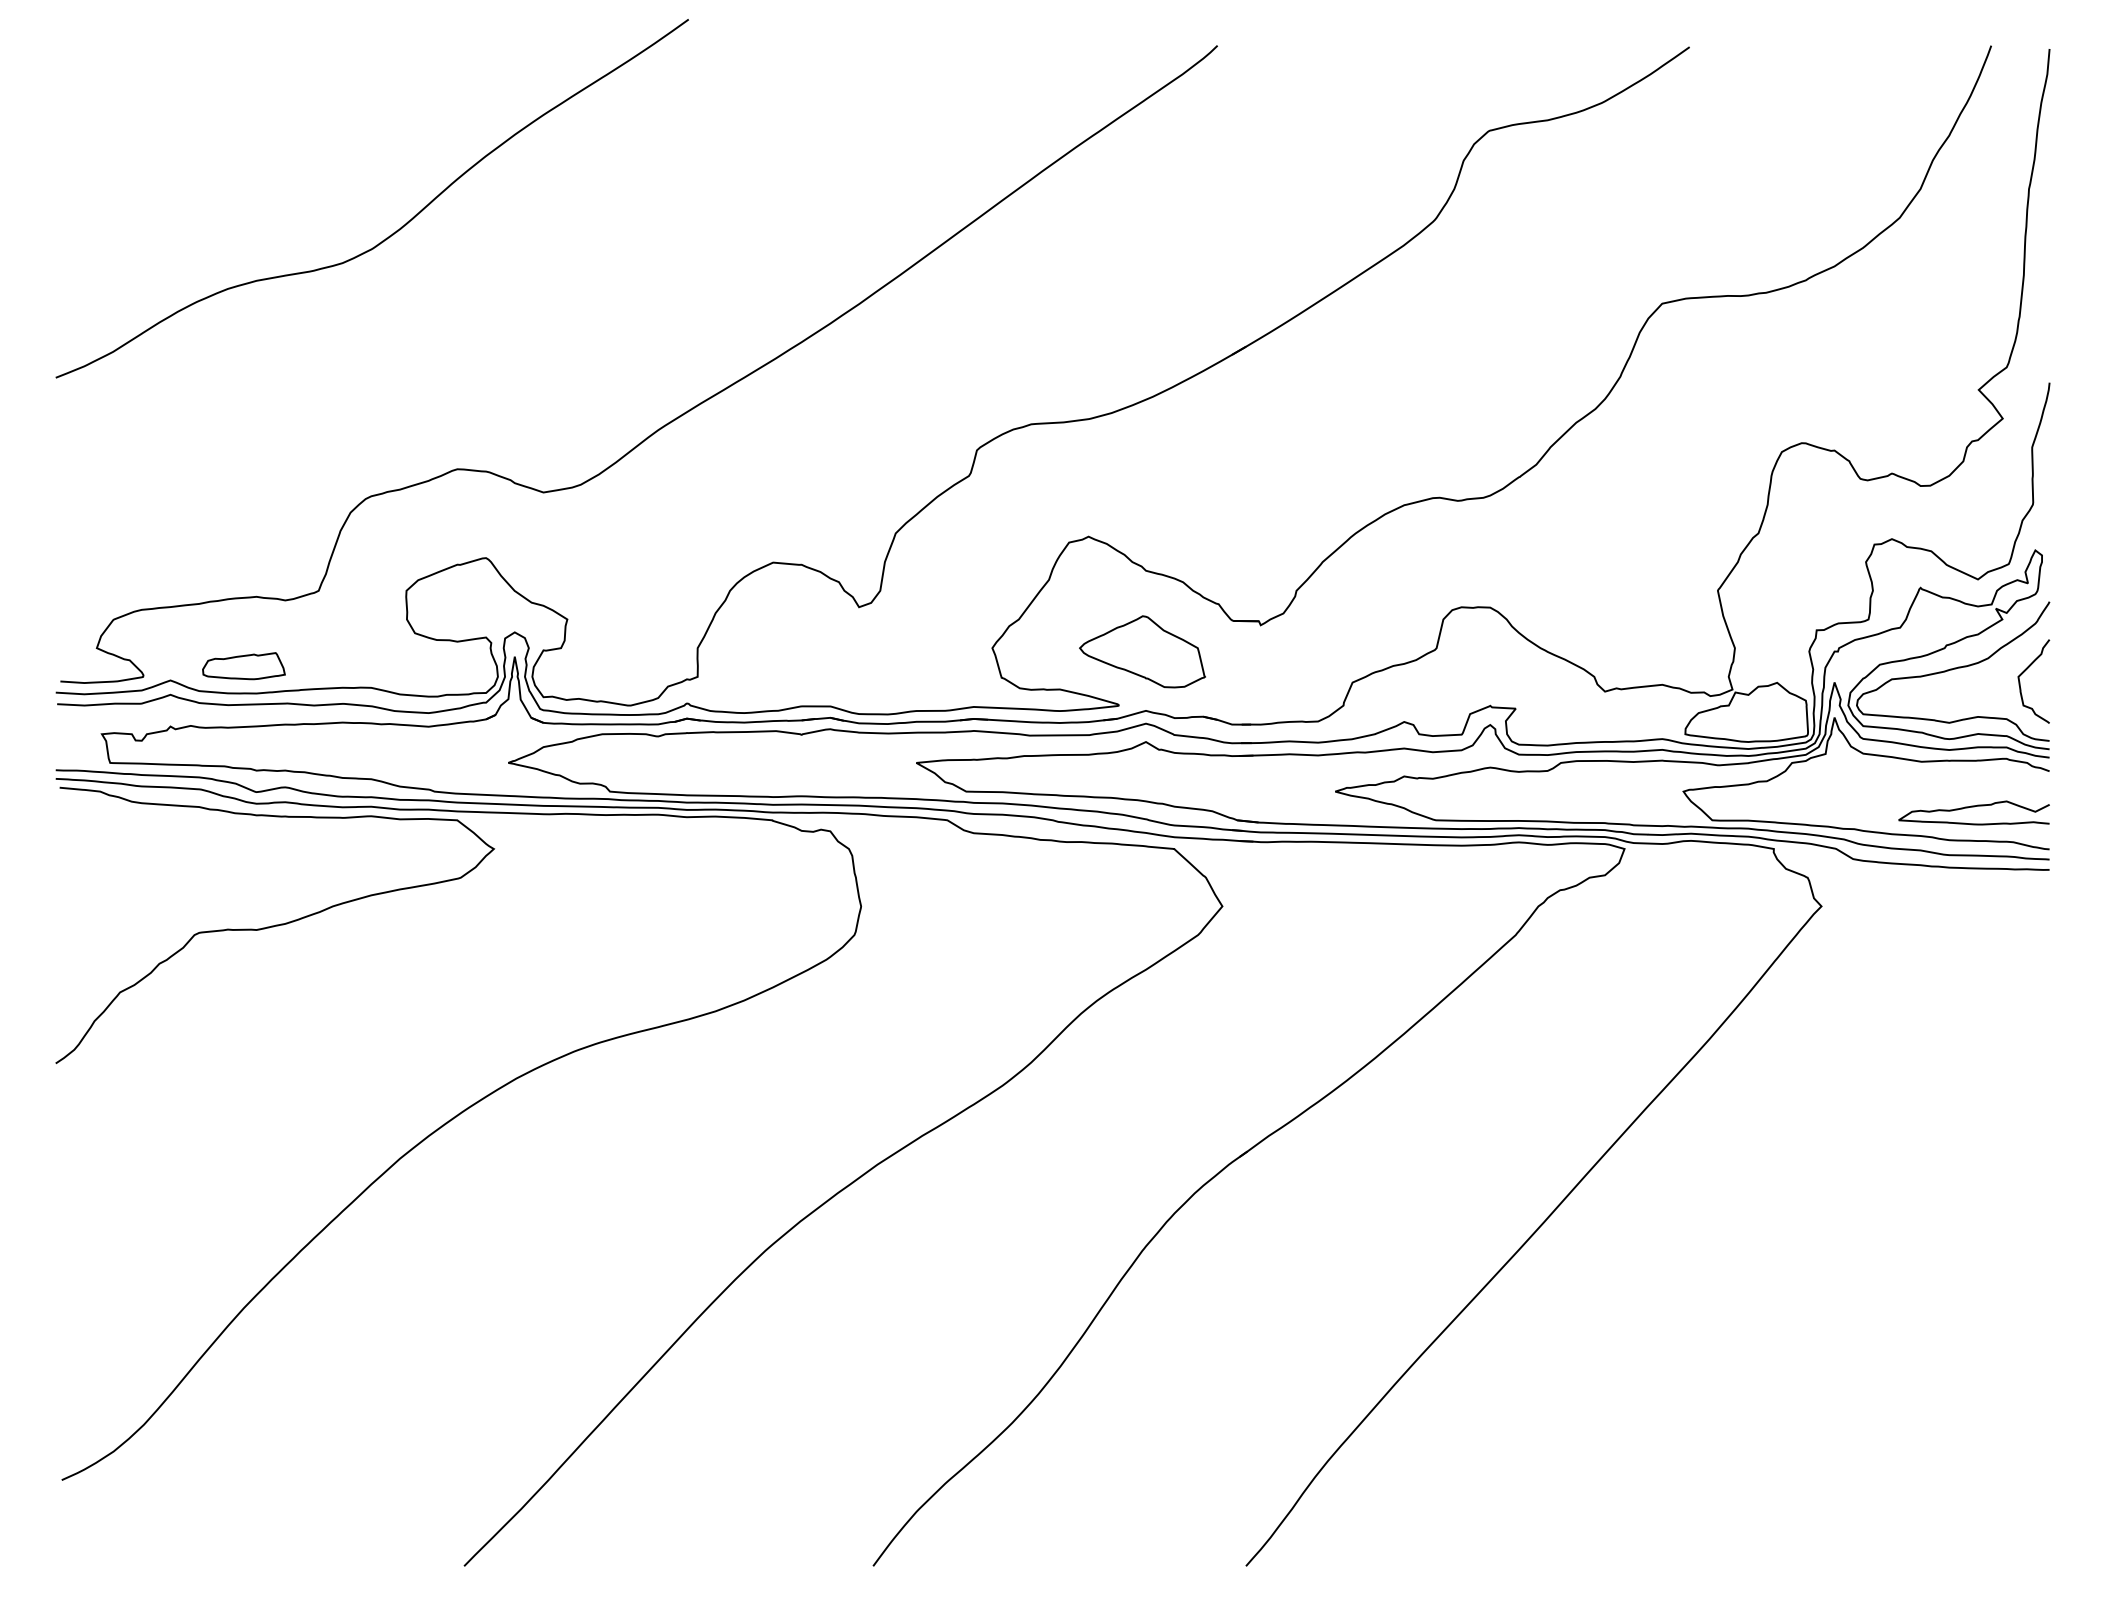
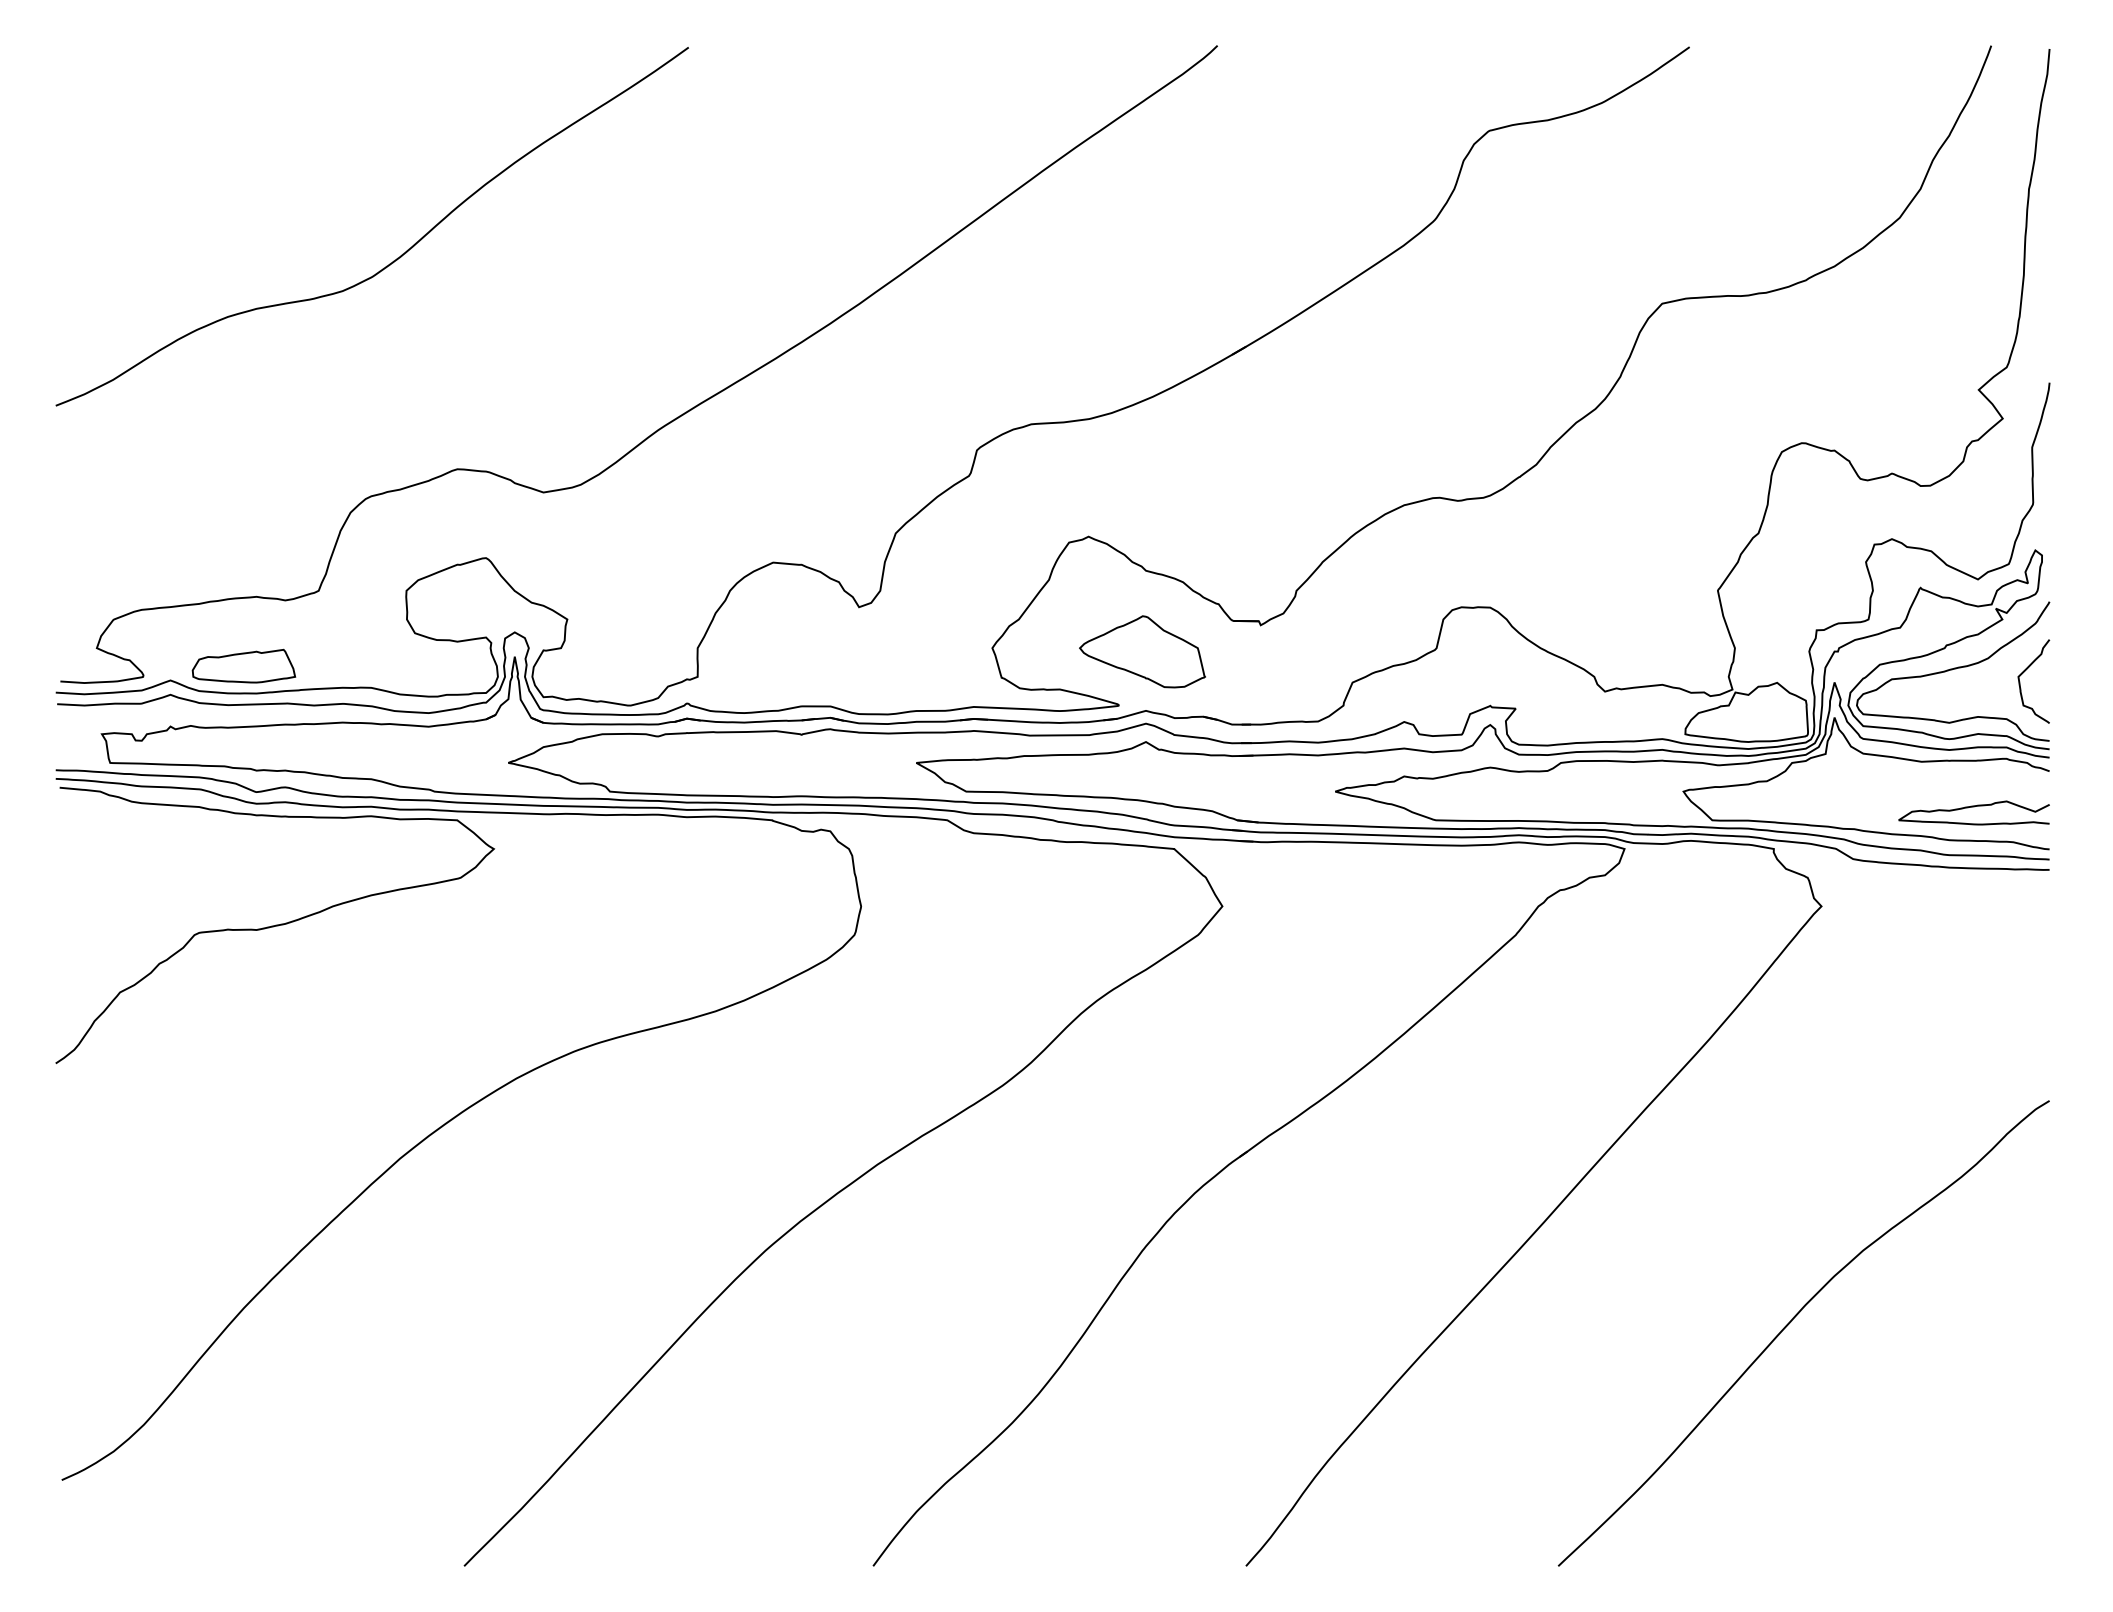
curve position: (397, 229) -> (397, 257) (397, 257)
part size: 84x29 px -> 106x36 px (243, 665)
curve: none -> present (1791, 1322)
